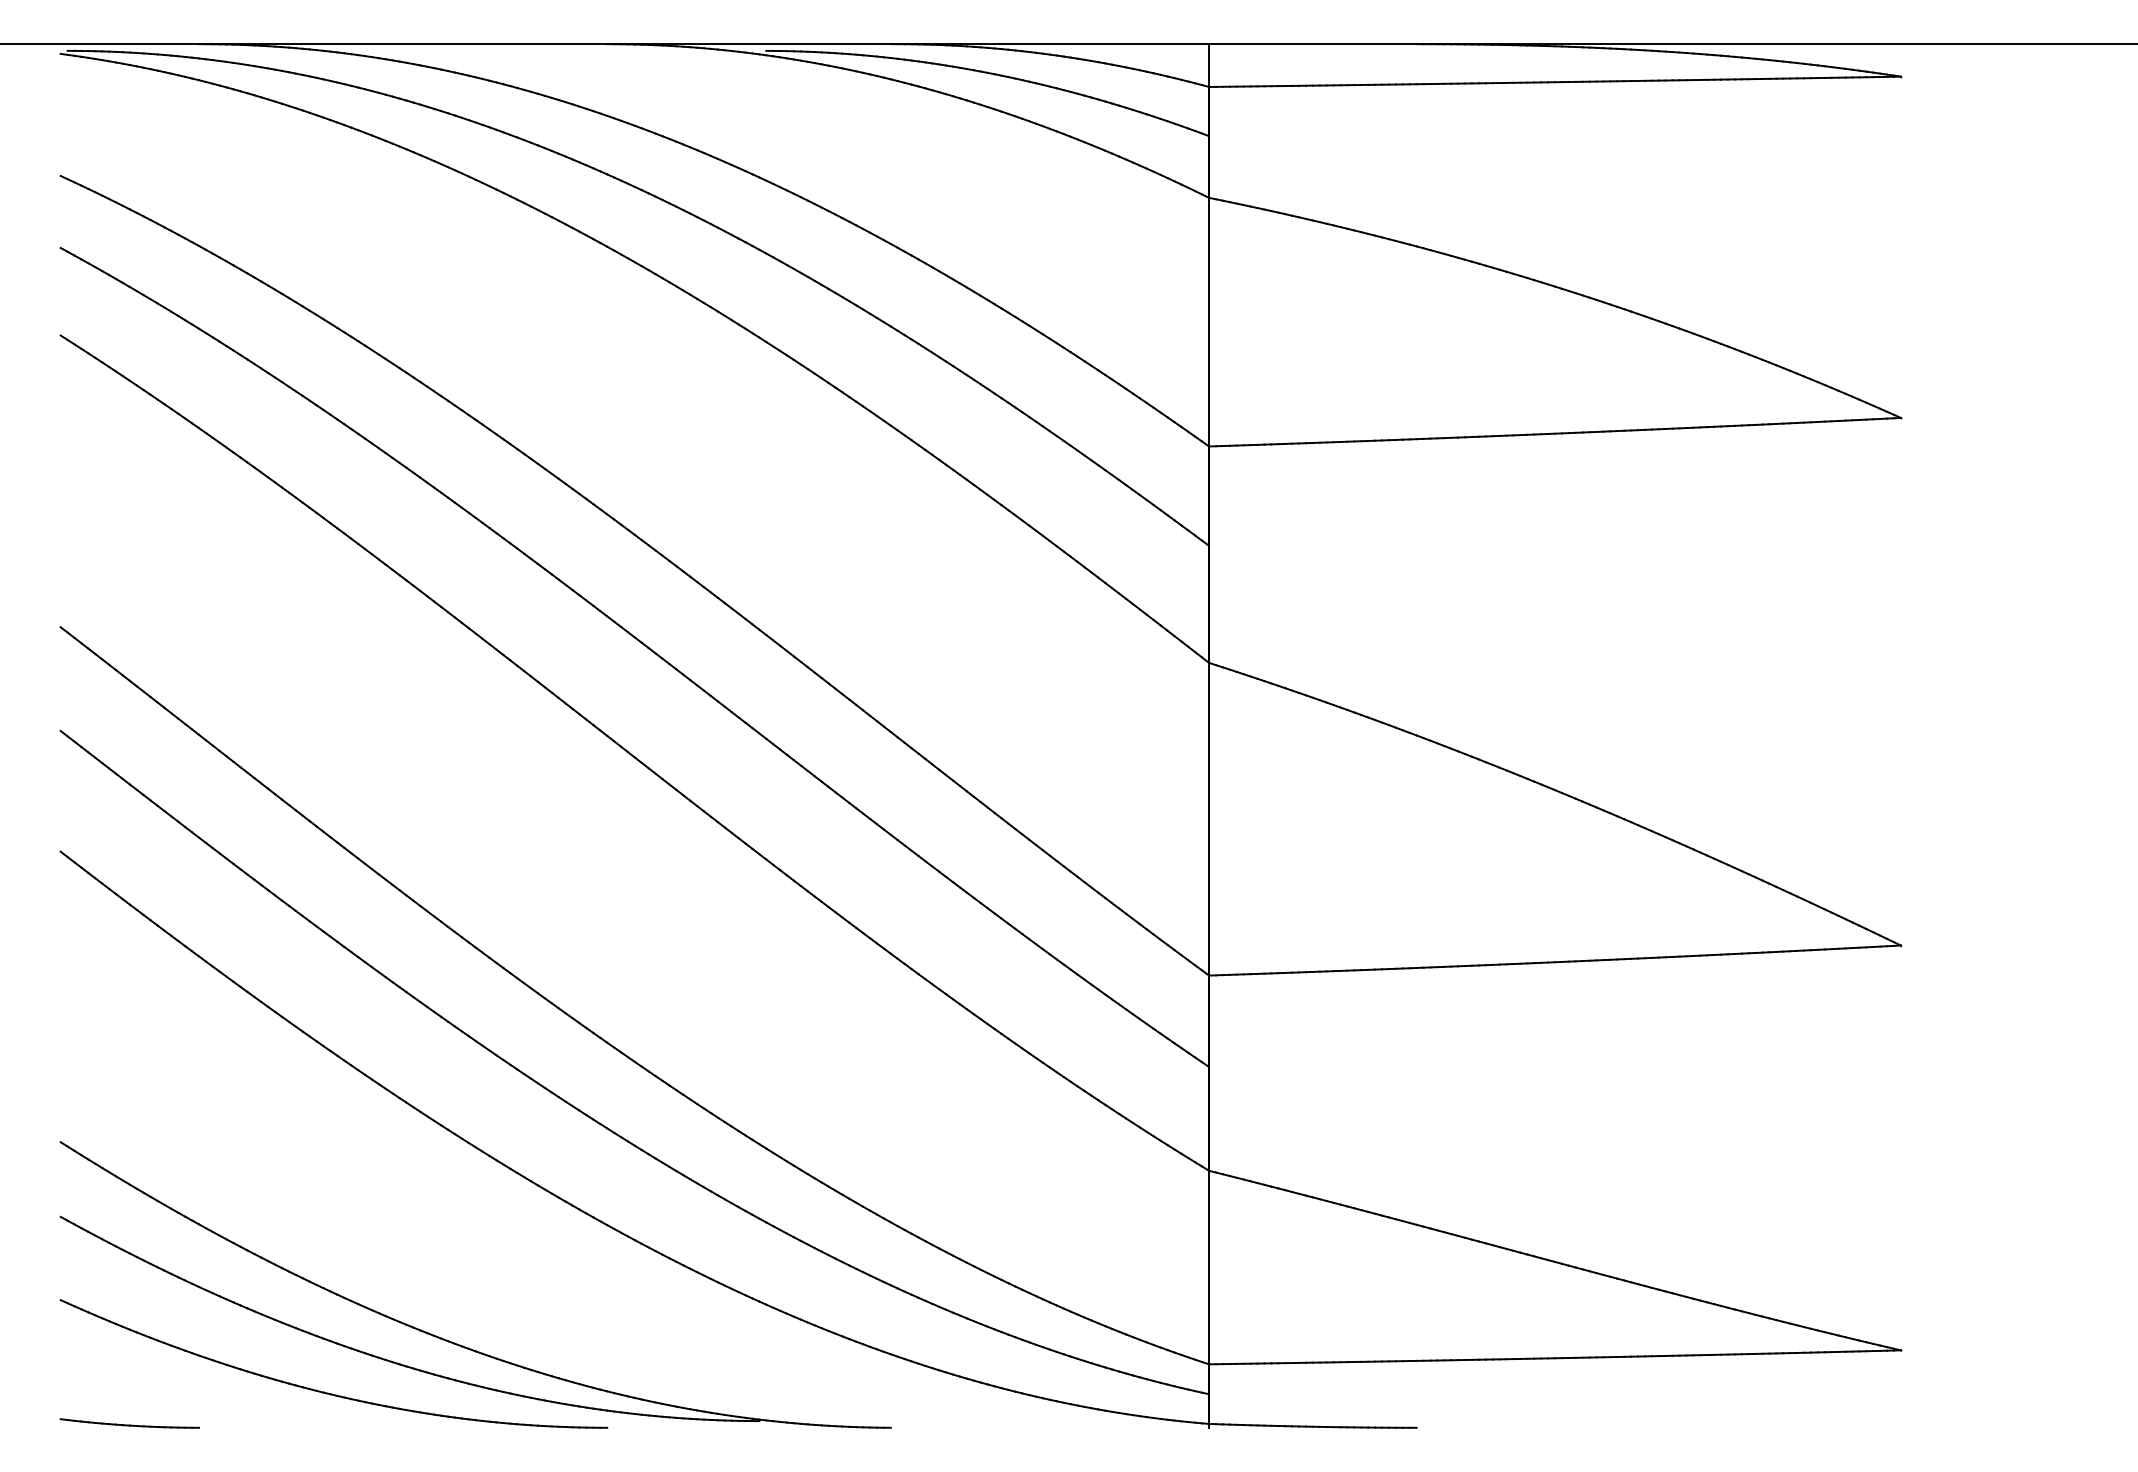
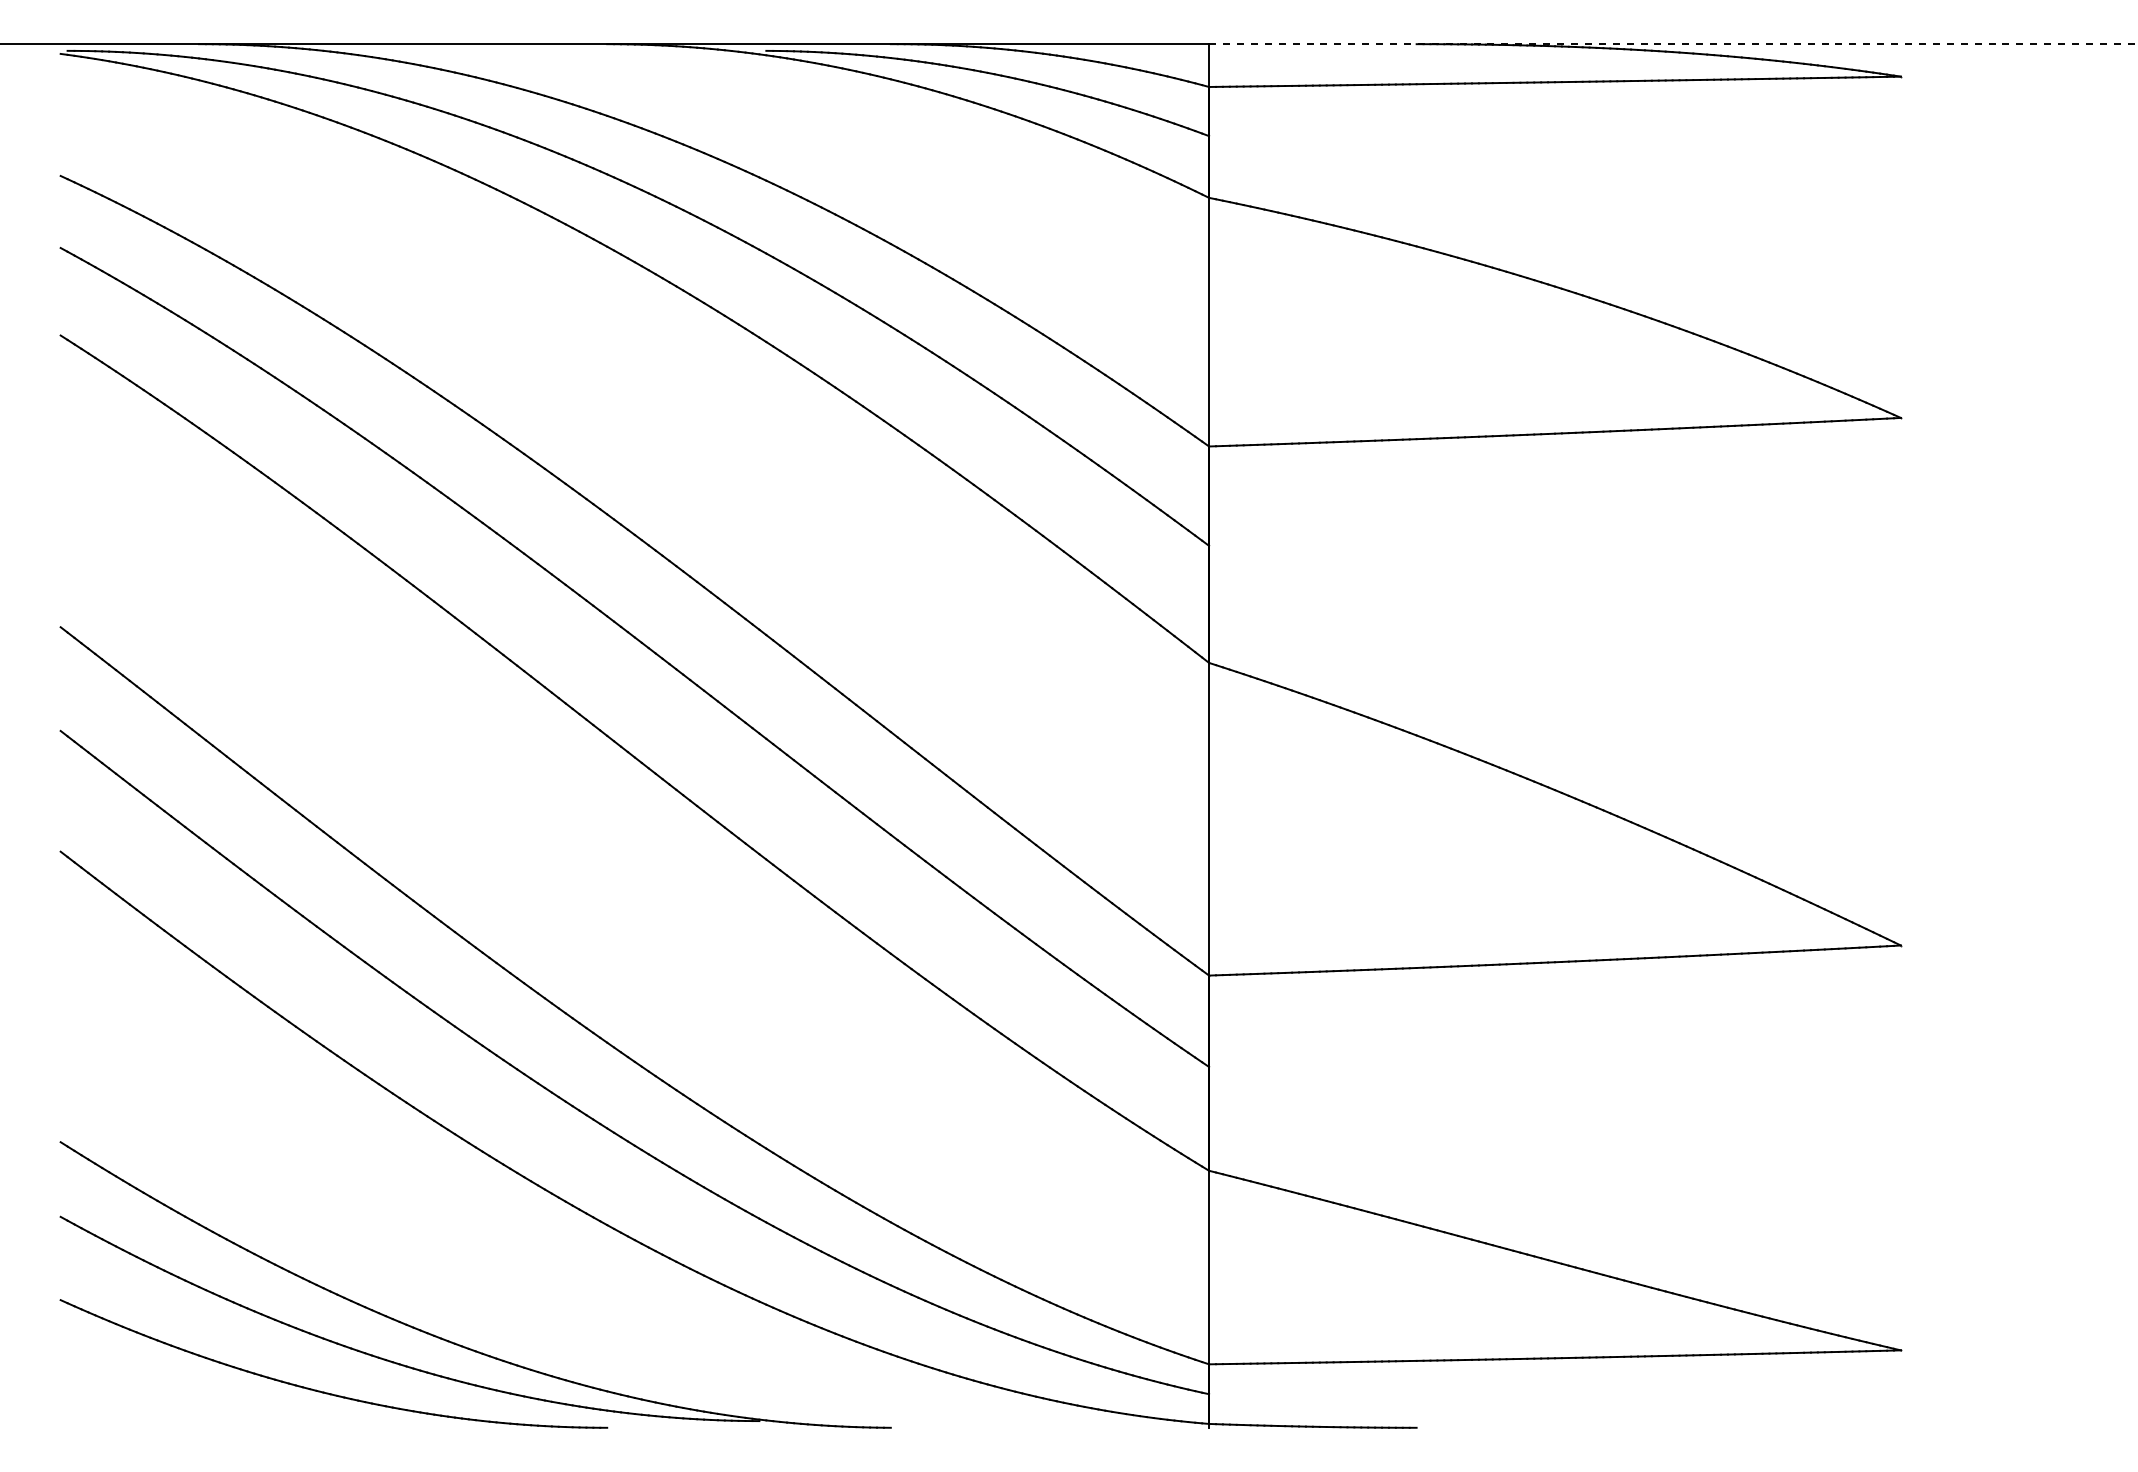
line: solid -> dashed (1673, 44)
part: present -> none (129, 1423)
